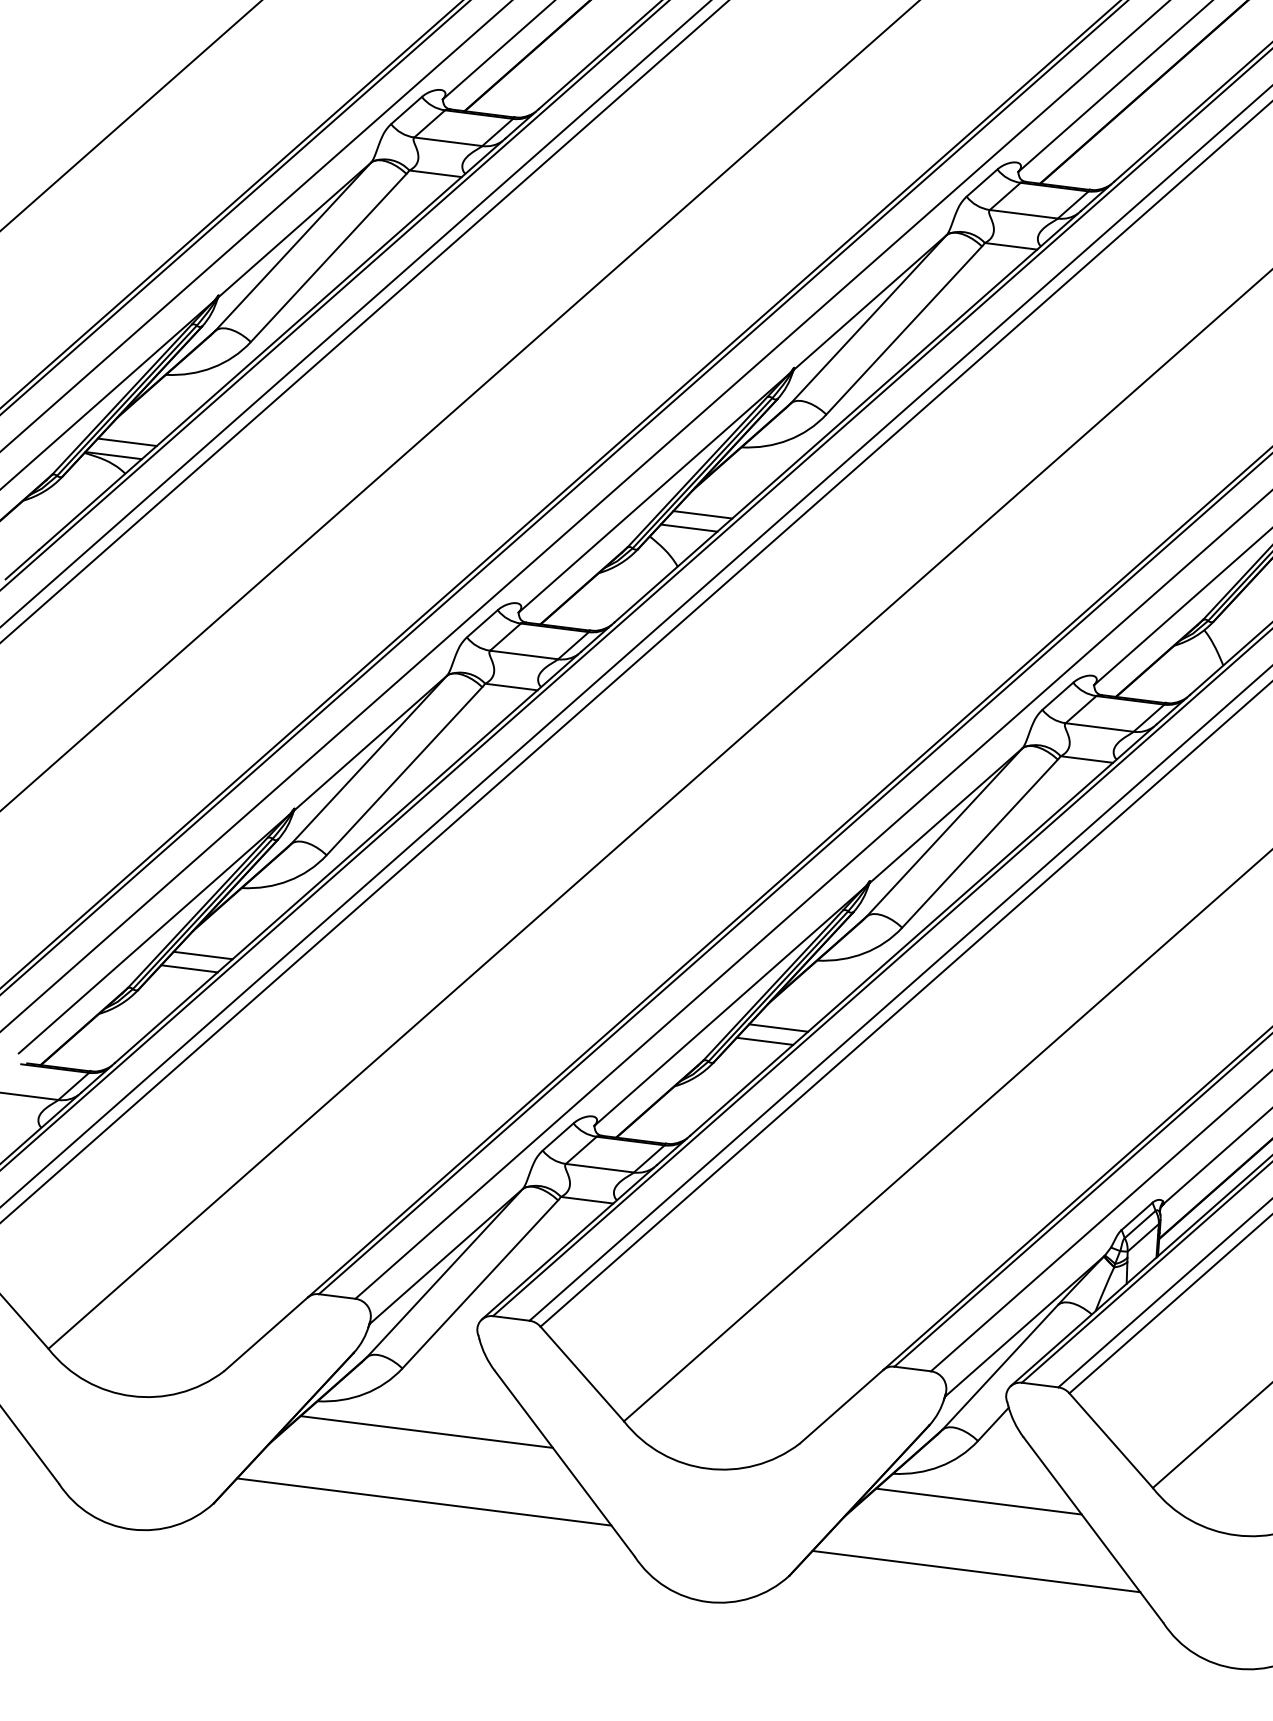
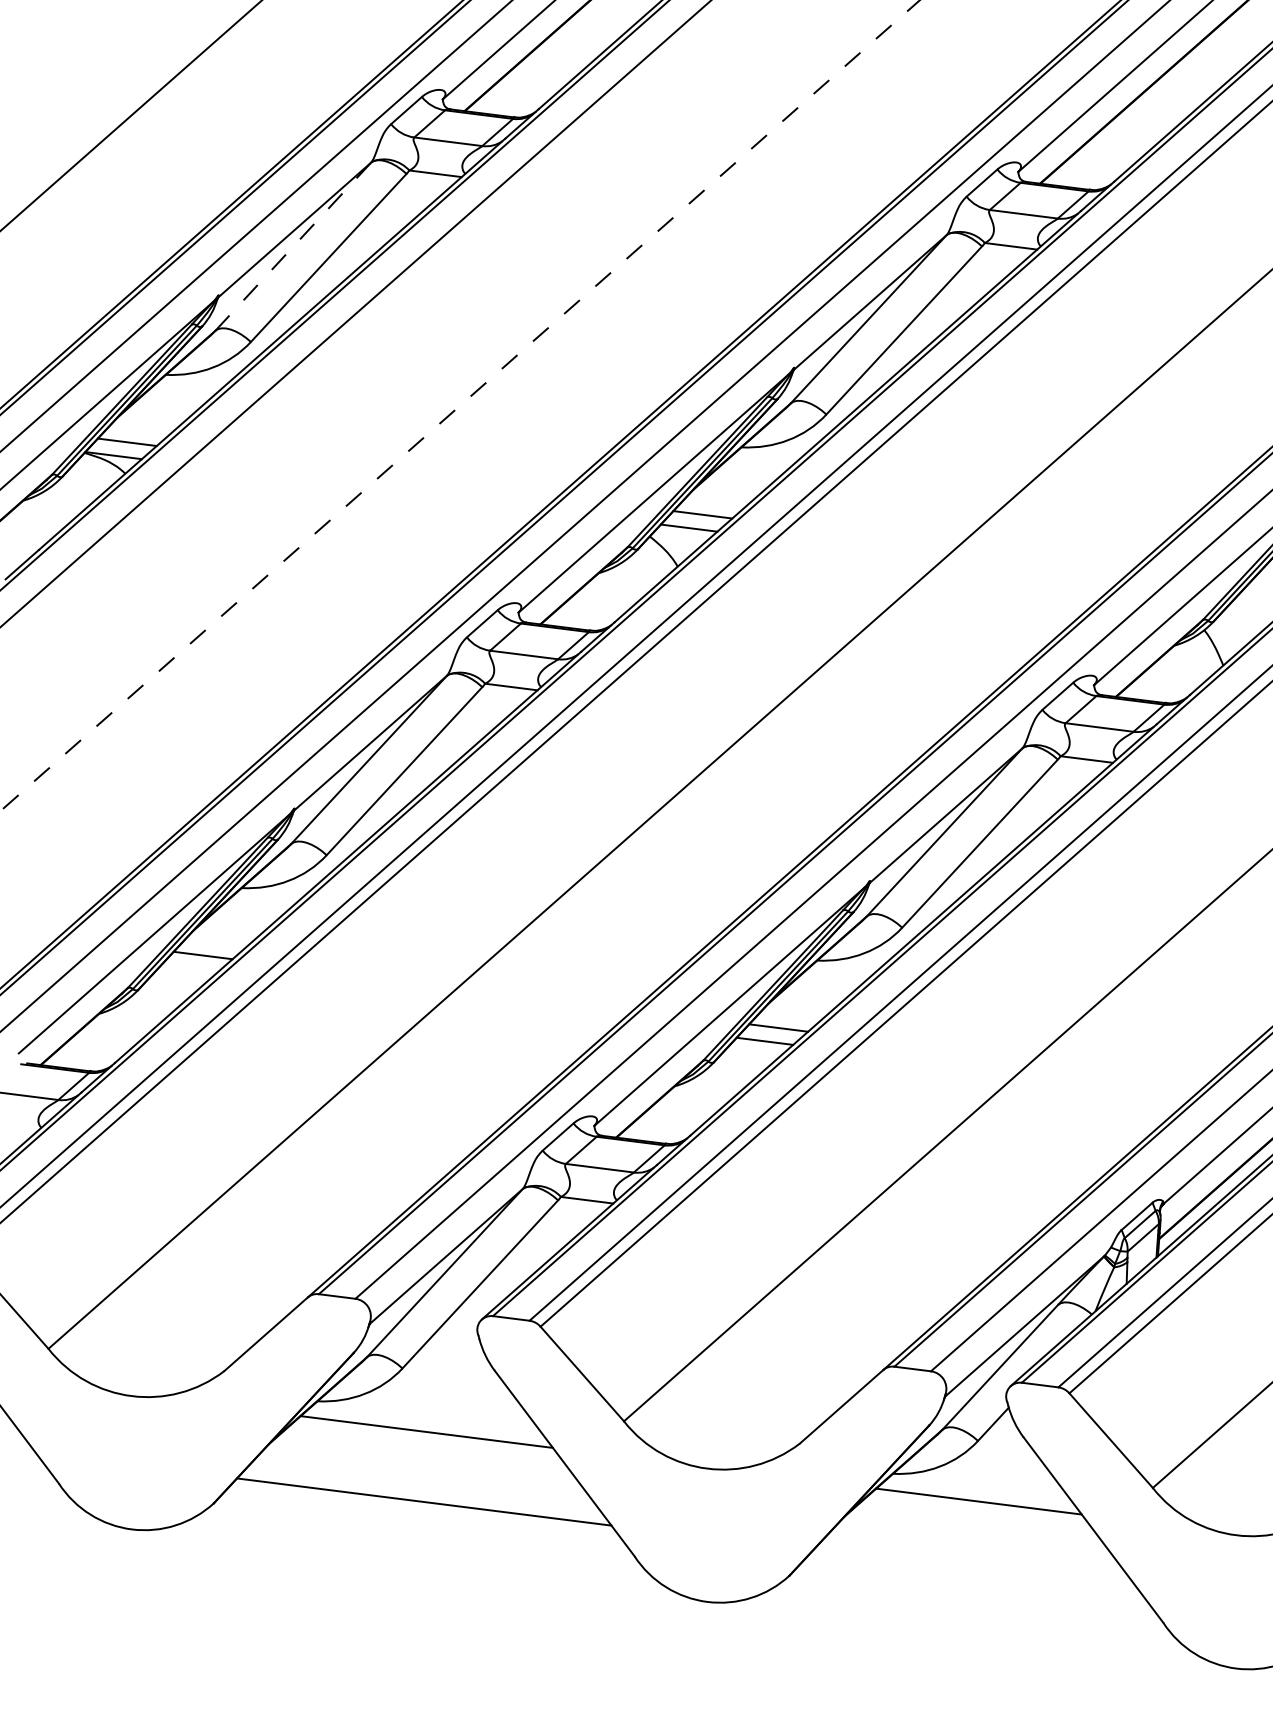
line: solid -> dashed (293, 246)
line: present -> none (364, 321)
line: solid -> dashed (459, 405)
line: present -> none (189, 968)
line: present -> none (976, 1571)
